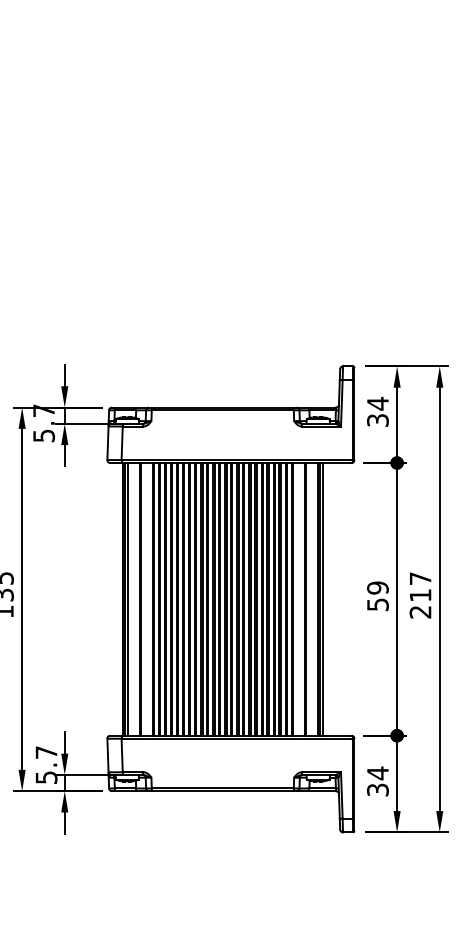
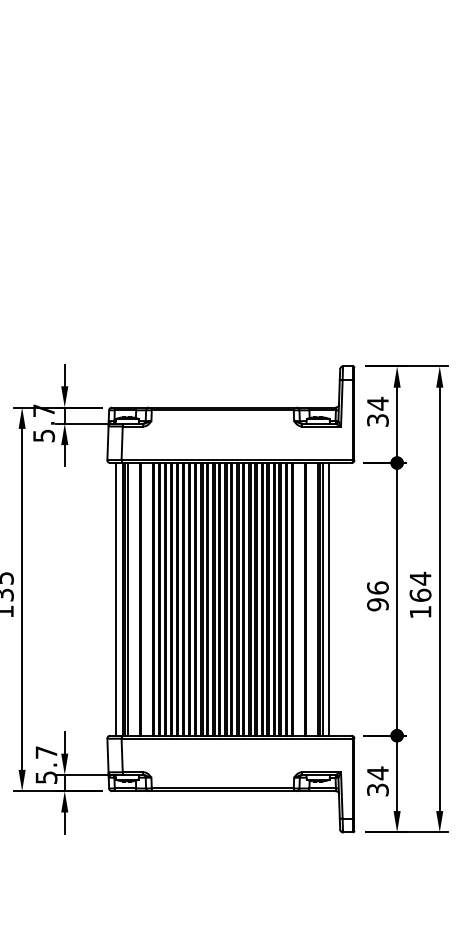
text: 217 -> 164 (420, 594)
text: 59 -> 96 (377, 596)
line: none -> present (116, 599)
line: none -> present (329, 599)
